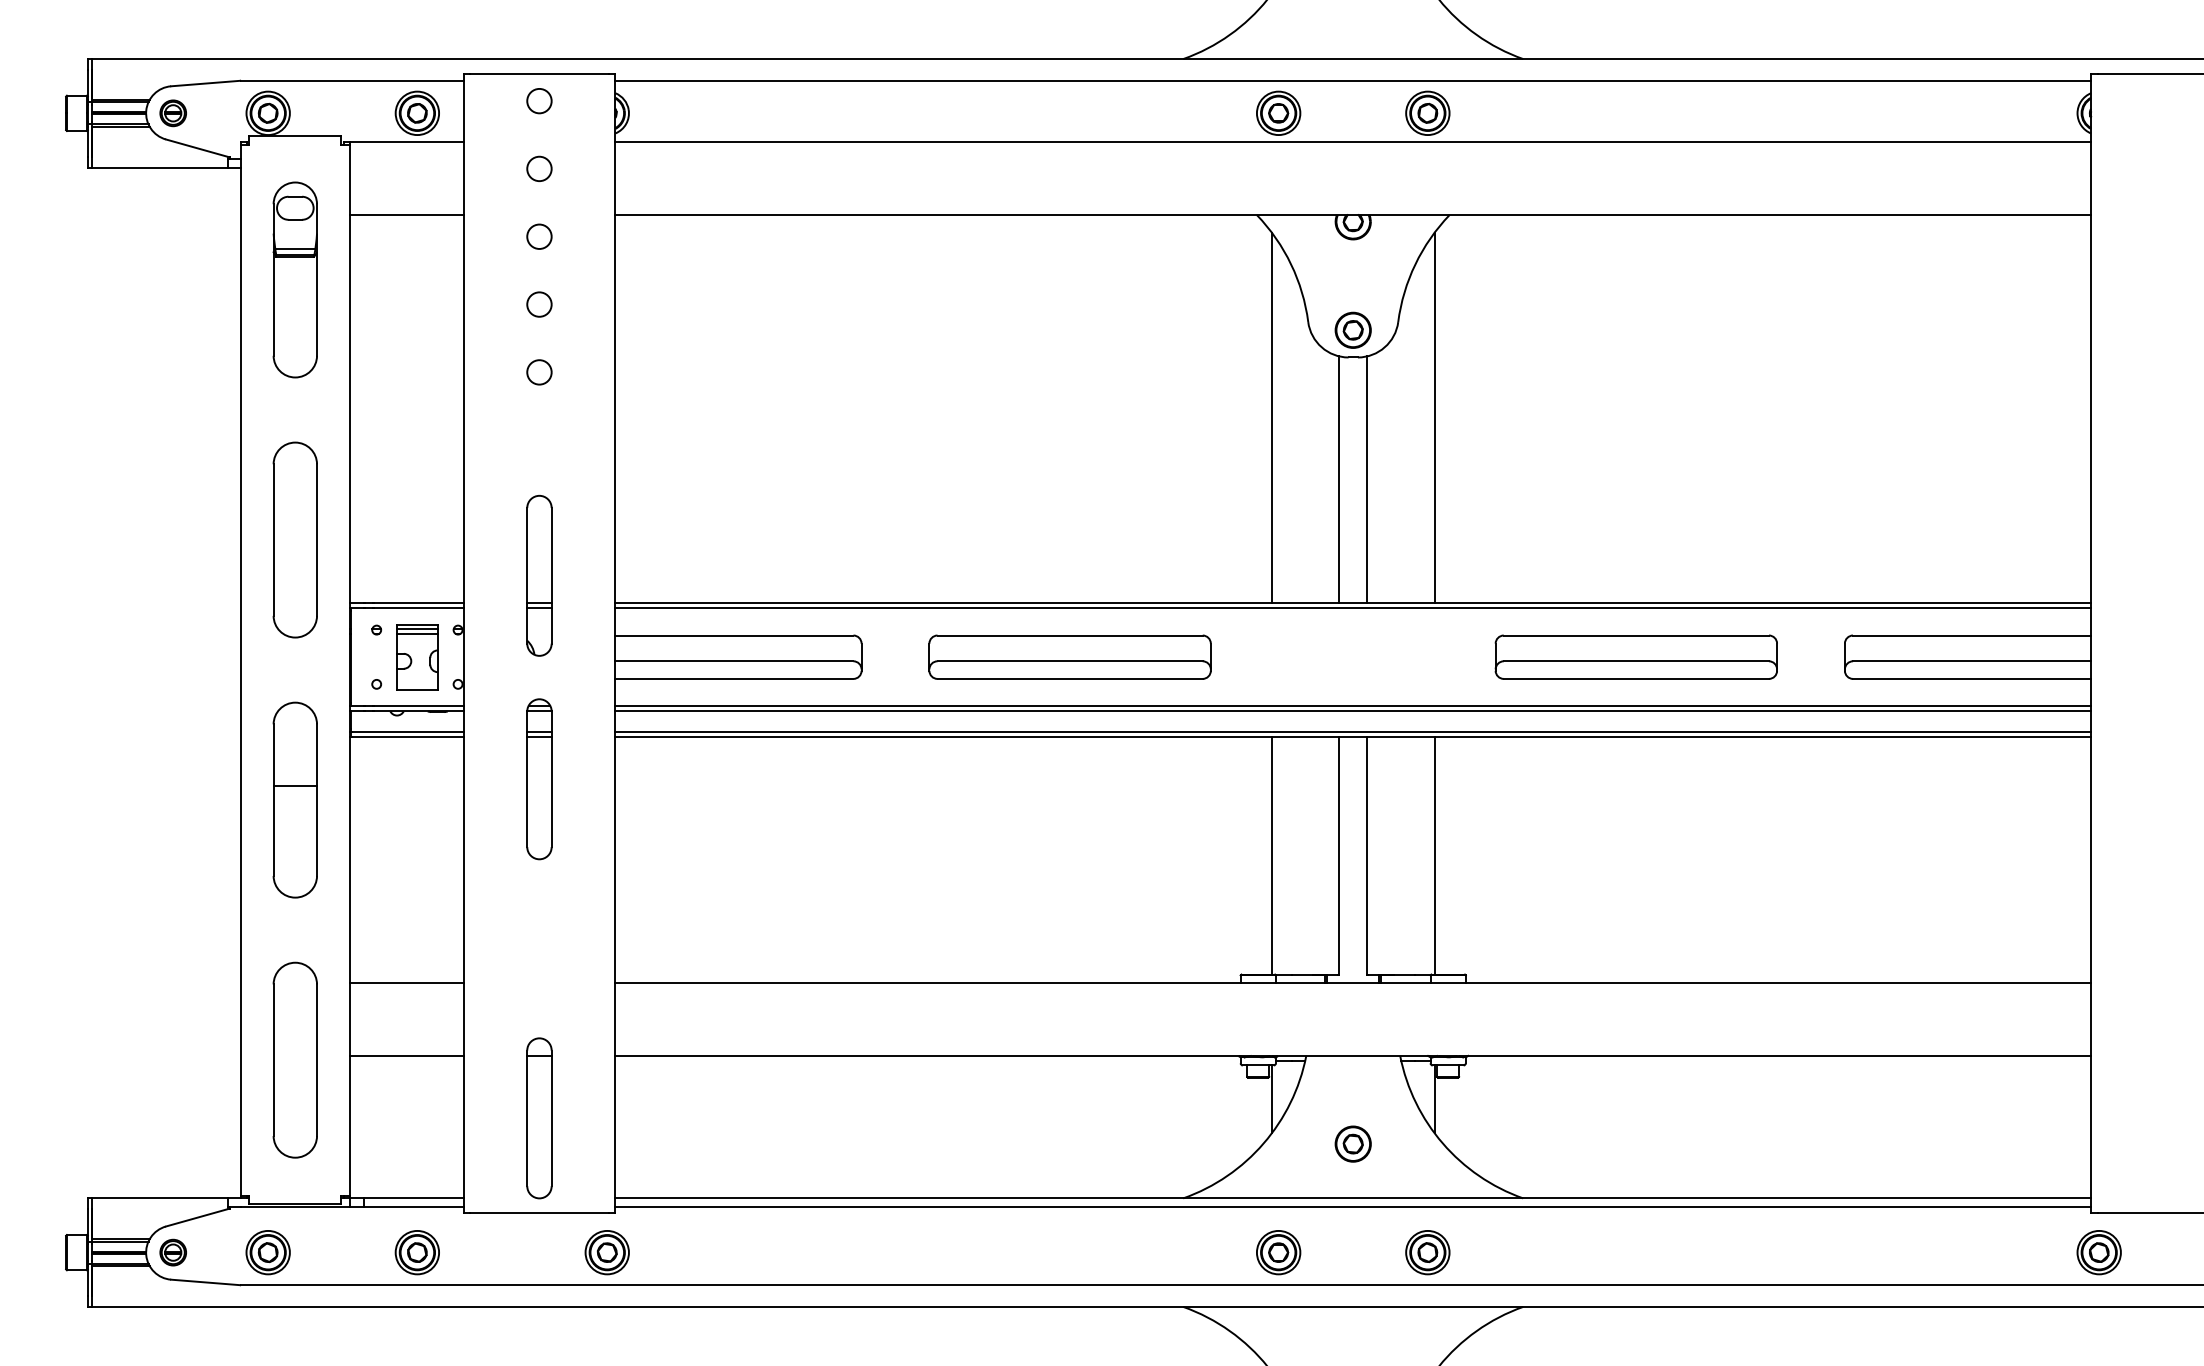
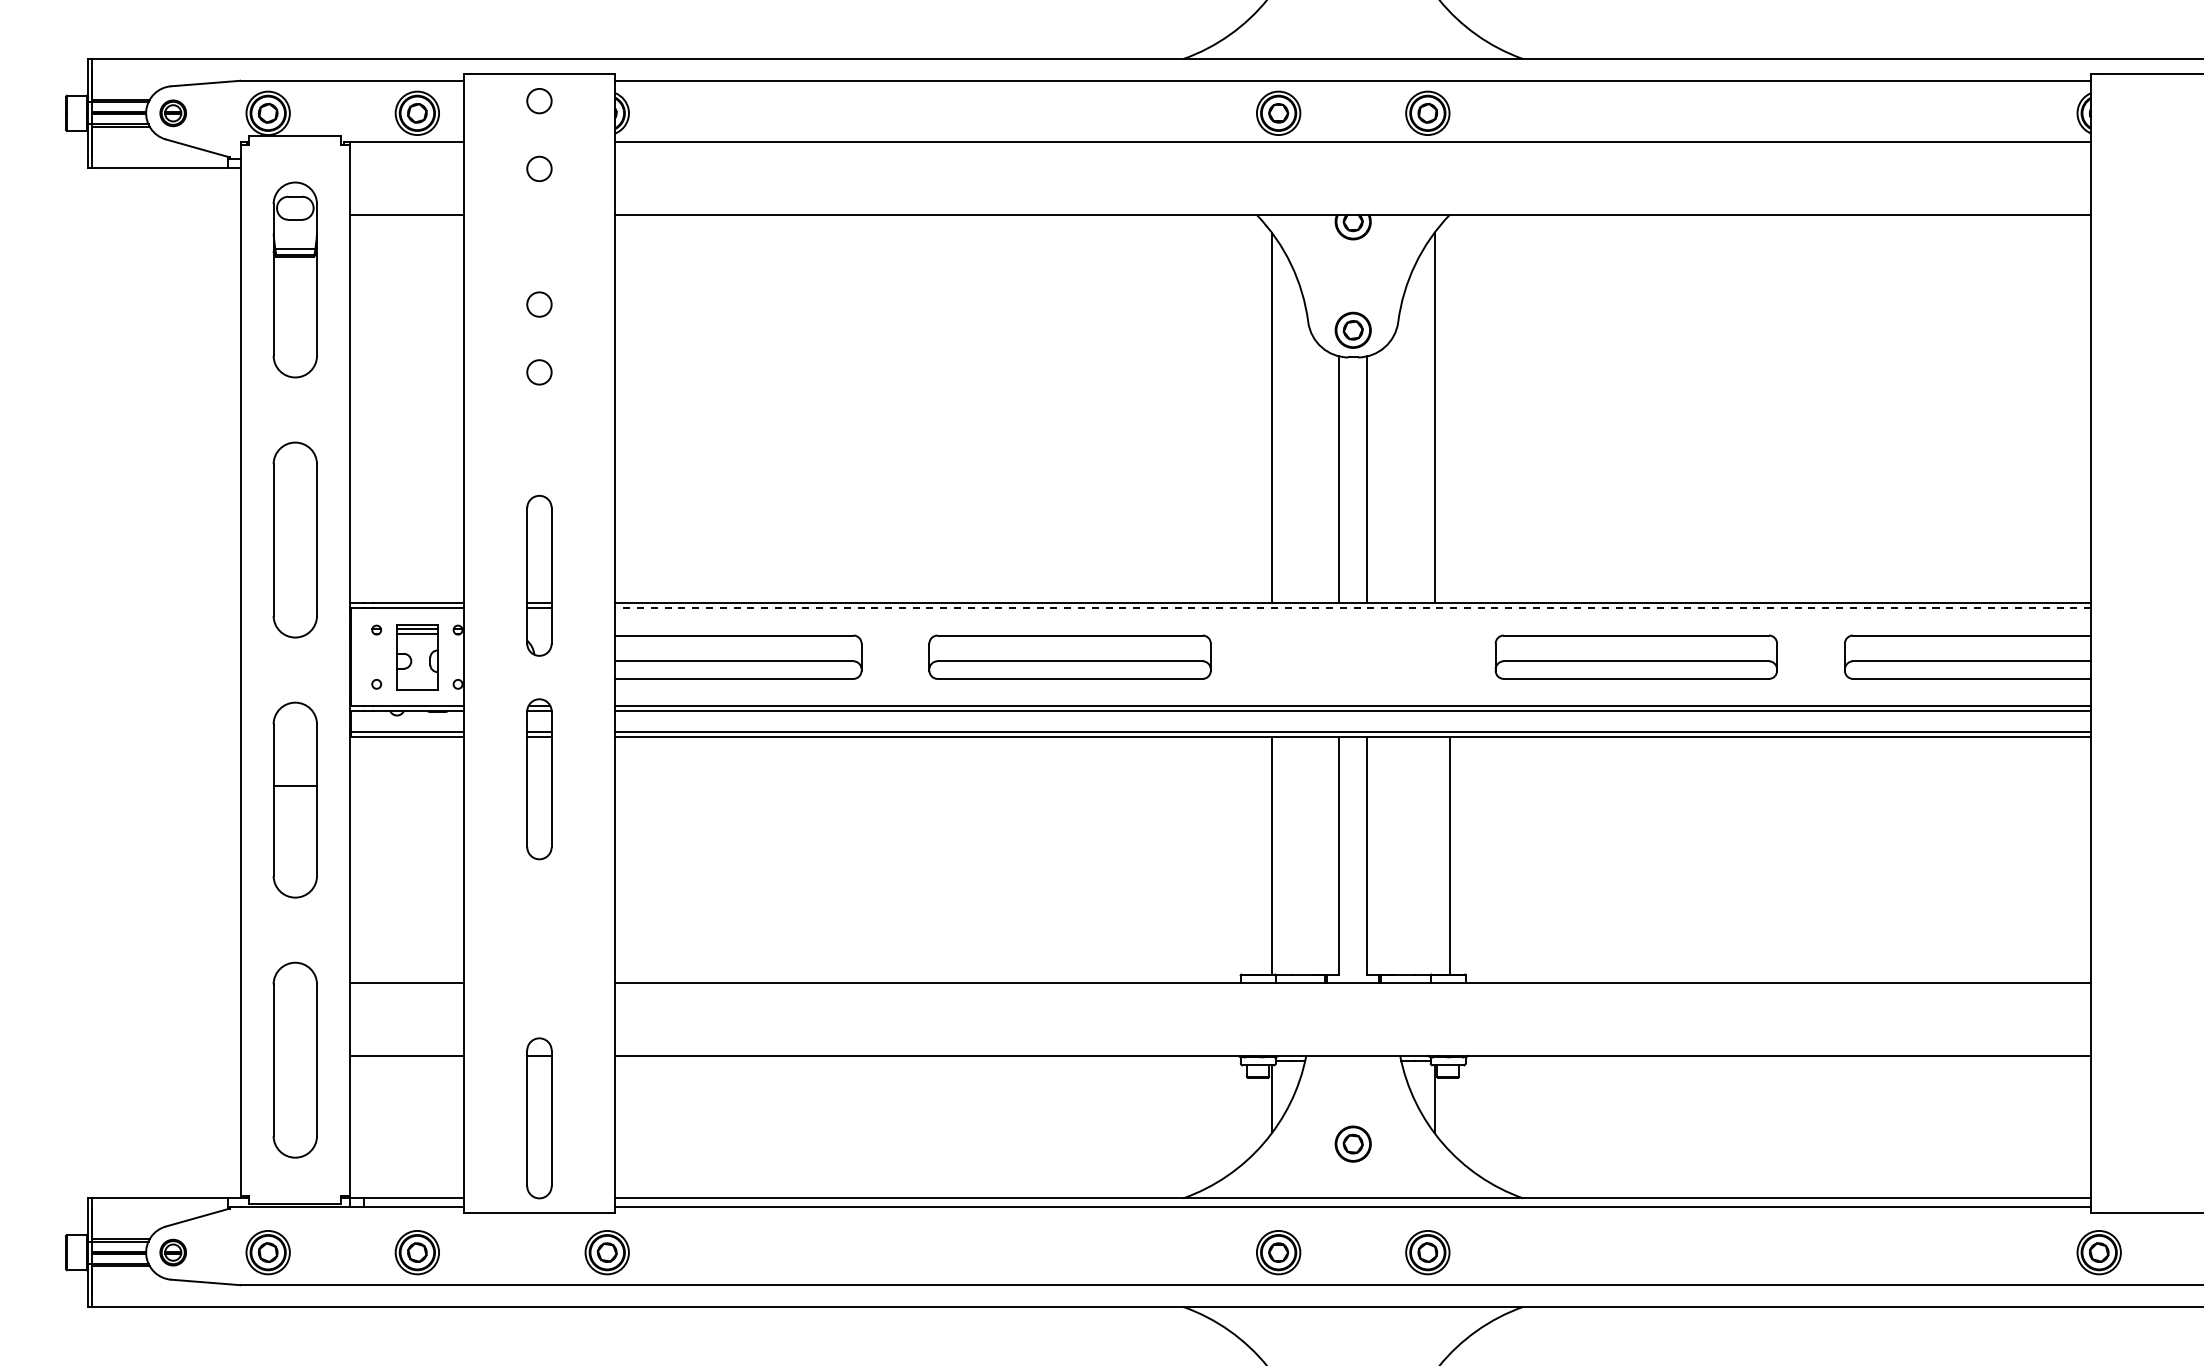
circle: present -> none (539, 236)
line: solid -> dashed (1353, 608)
line position: (1434, 855) -> (1449, 855) (1449, 855)
